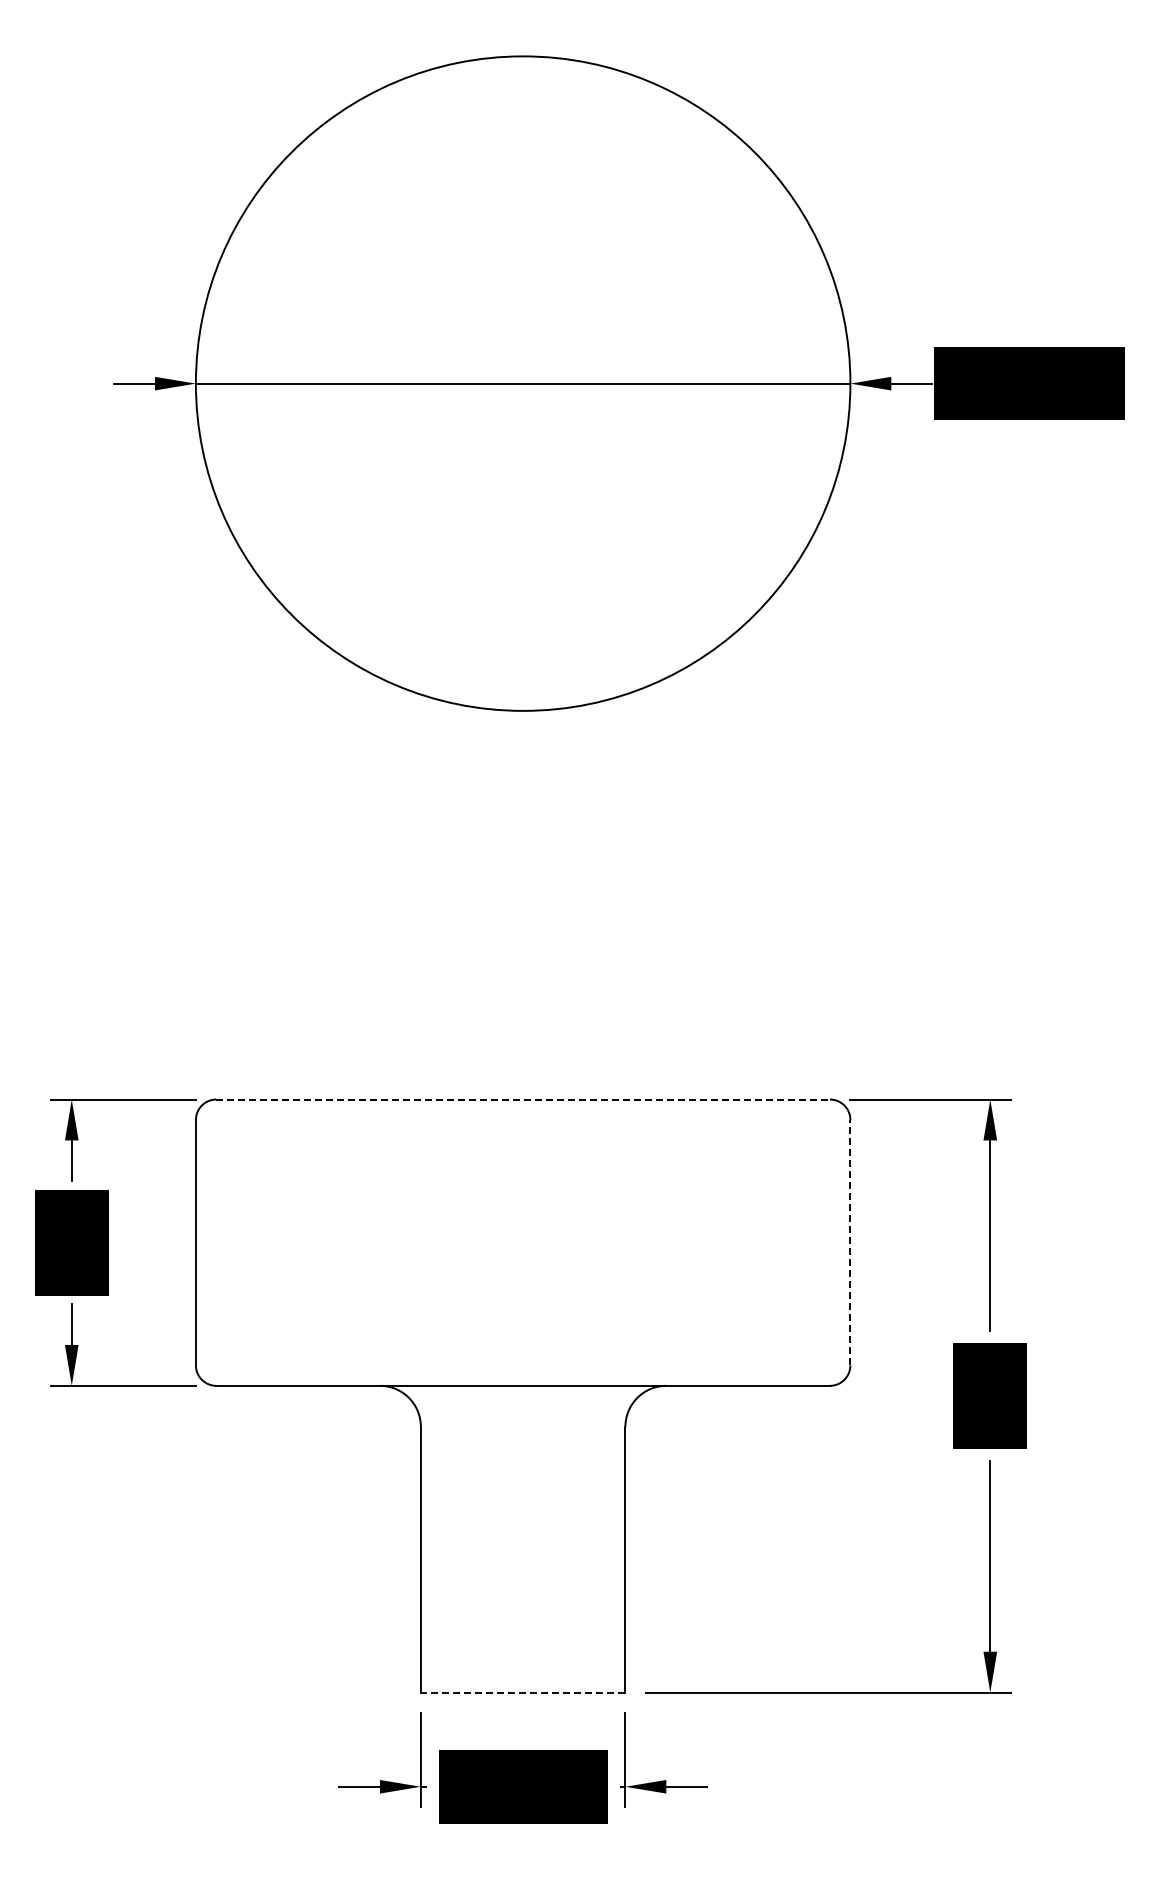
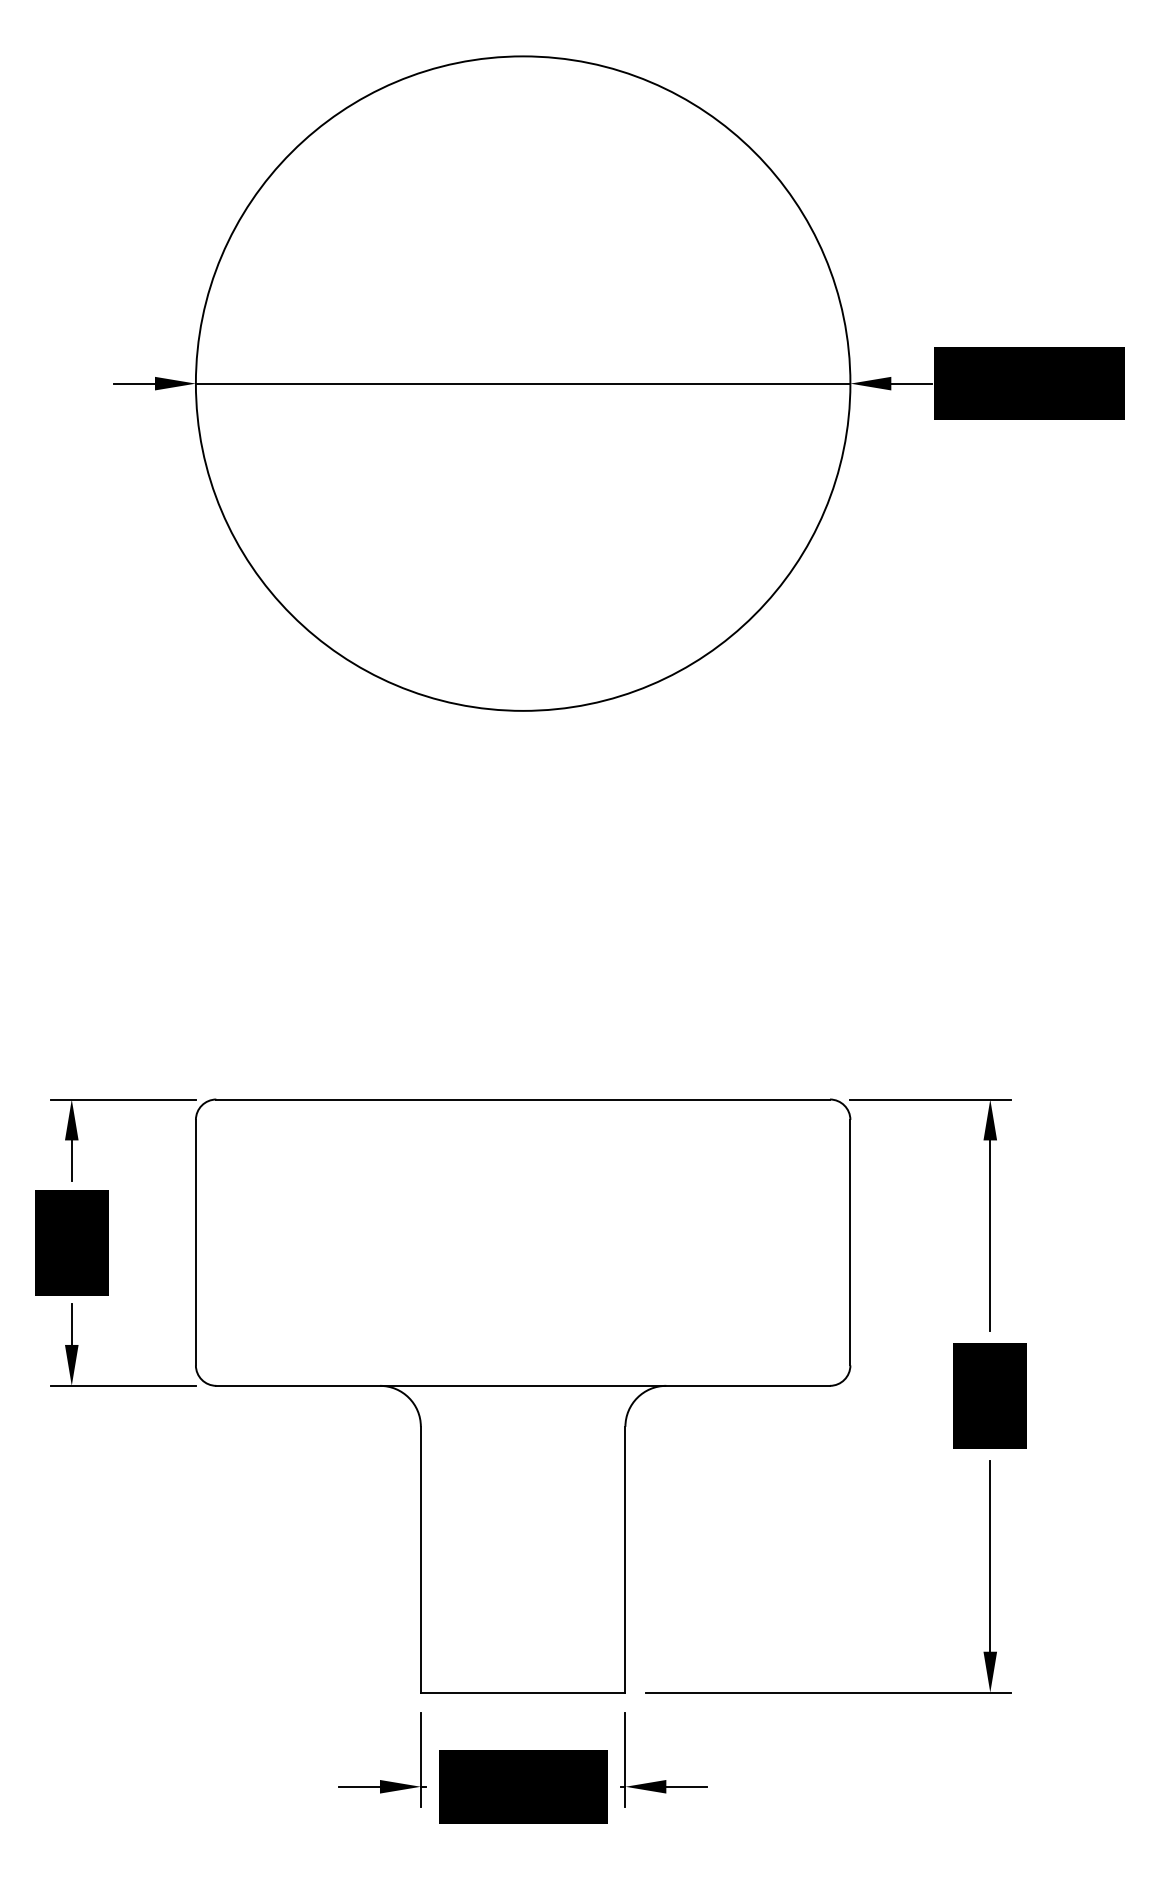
line: dashed -> solid (523, 1099)
line: dashed -> solid (850, 1242)
line: dashed -> solid (522, 1692)
